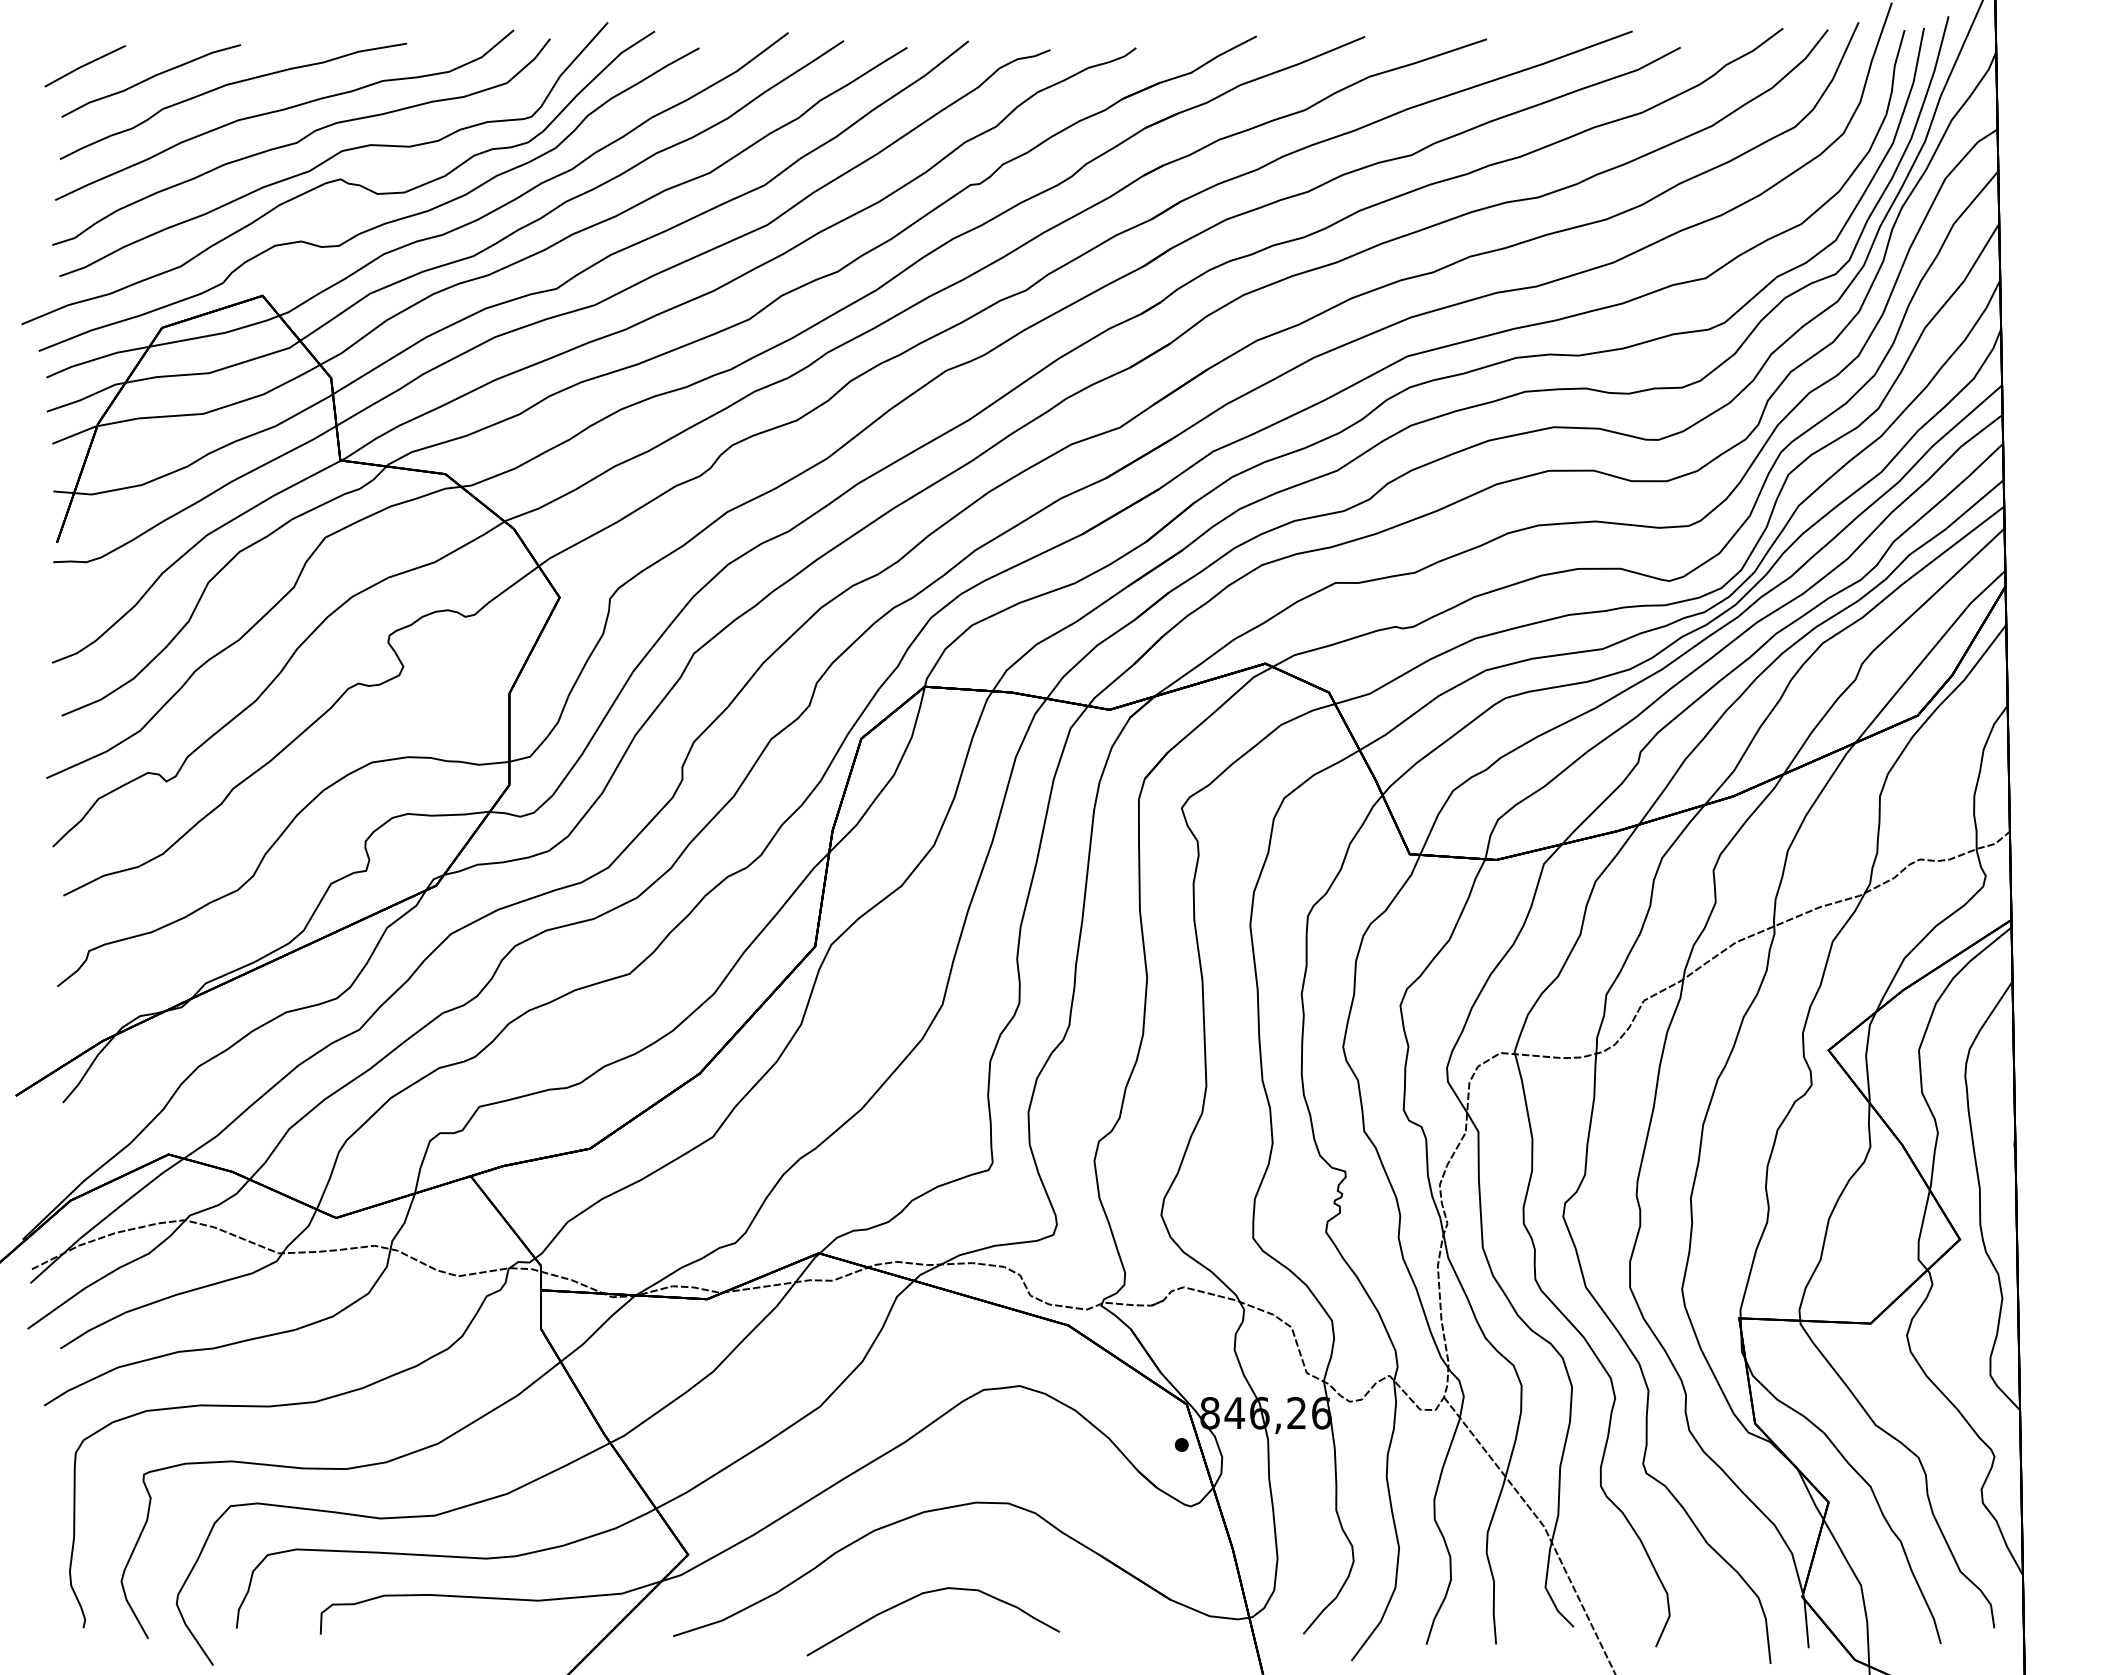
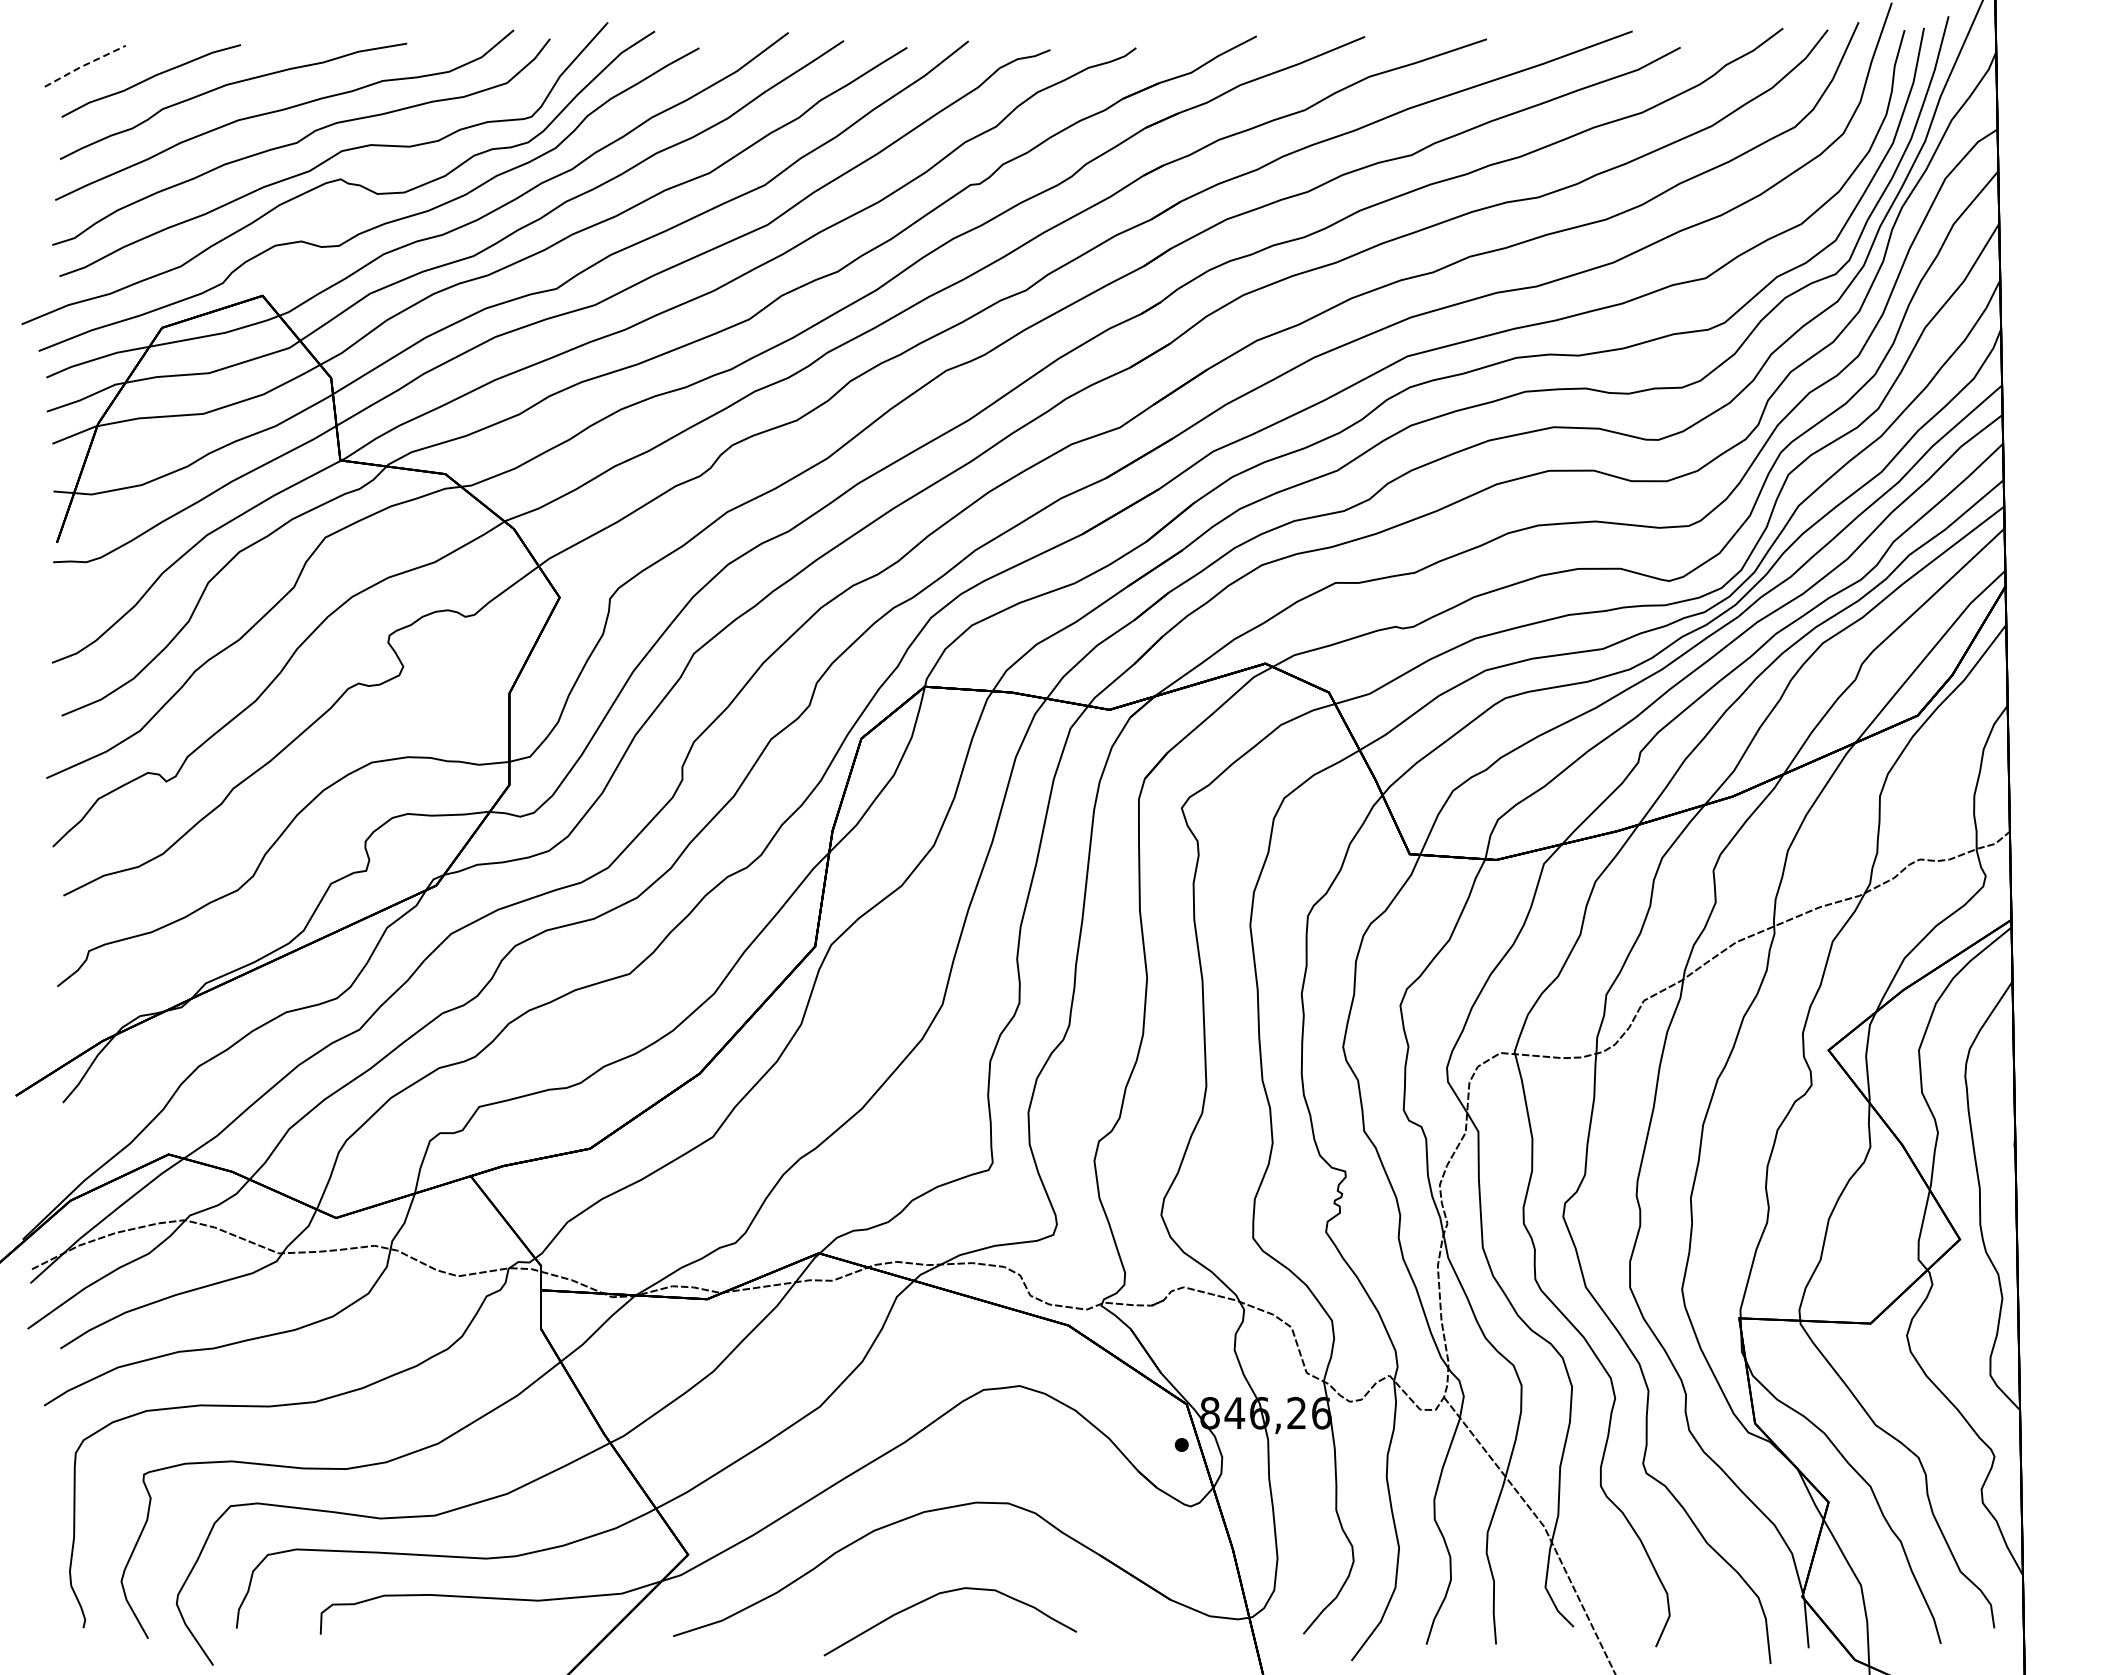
line: solid -> dashed (84, 65)
curve position: (927, 1593) -> (944, 1593) (944, 1593)
